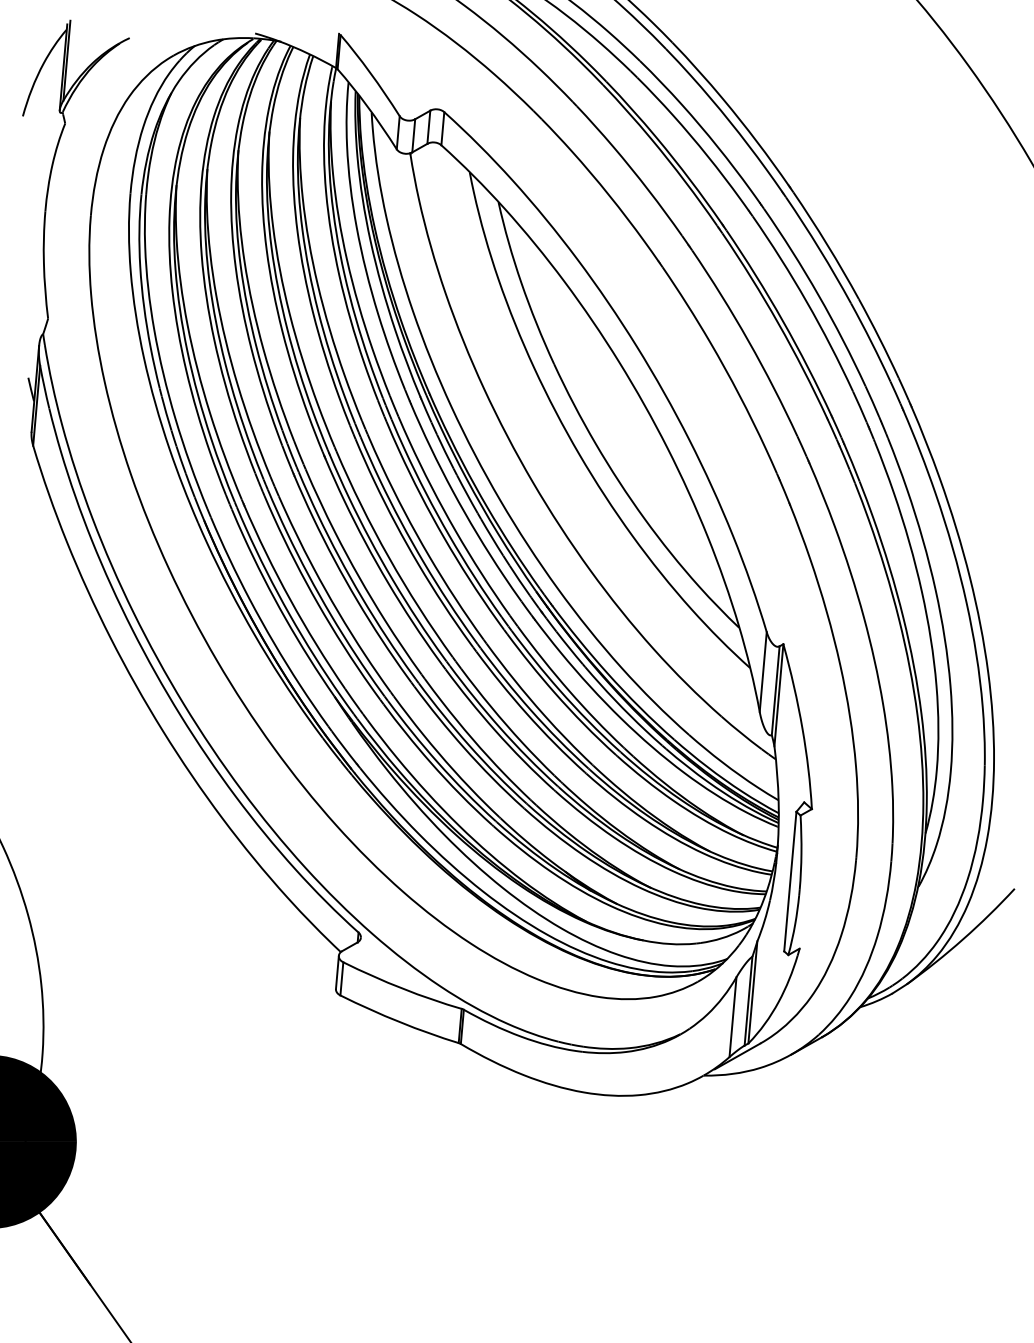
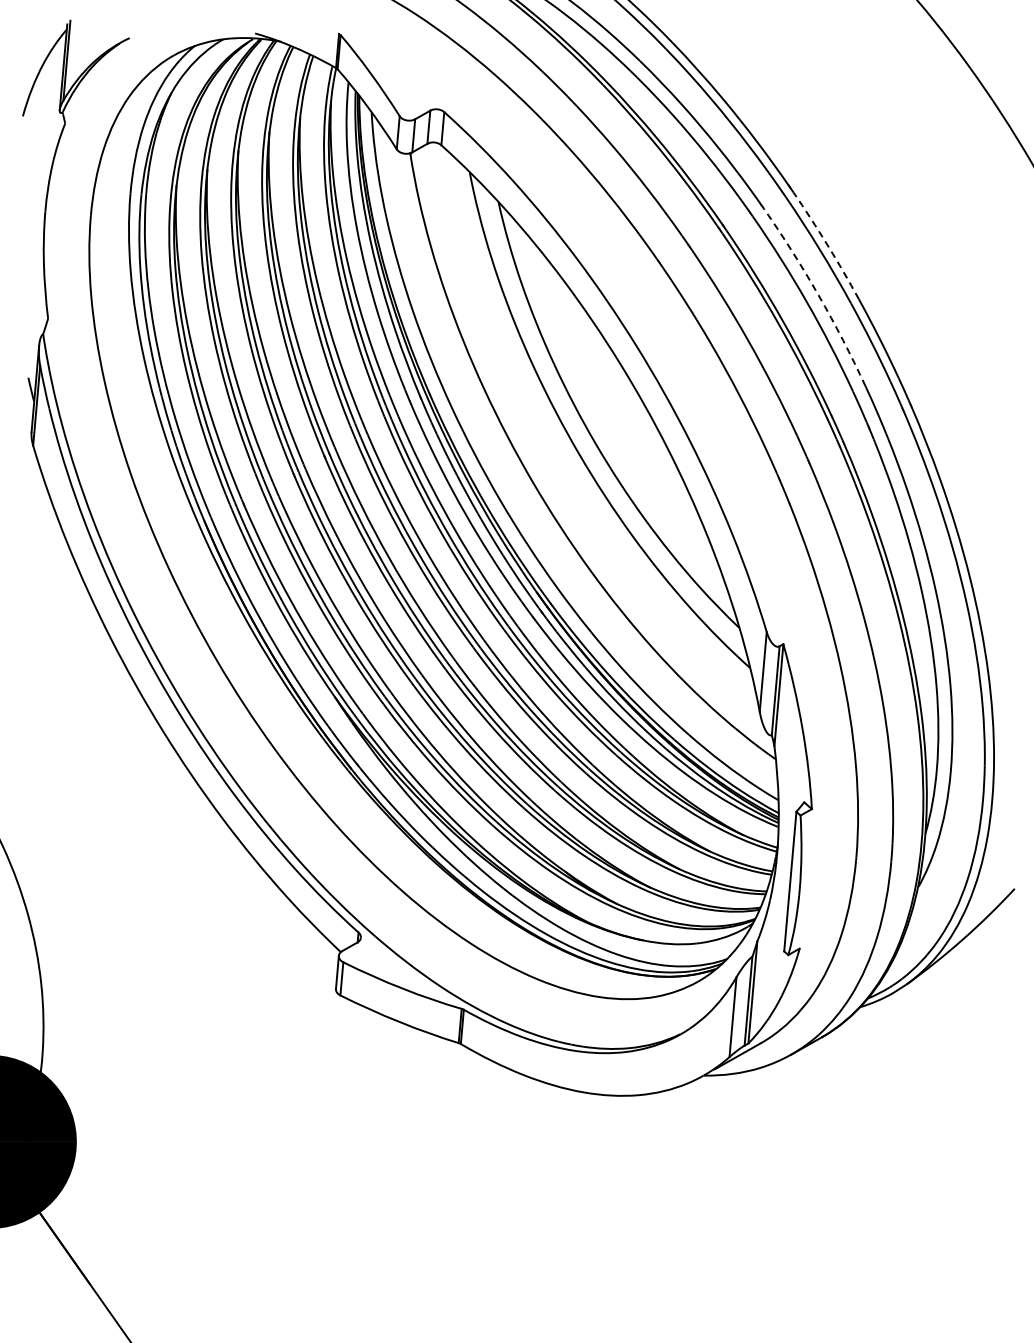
arc: solid -> dashed (827, 244)
arc: solid -> dashed (818, 295)
